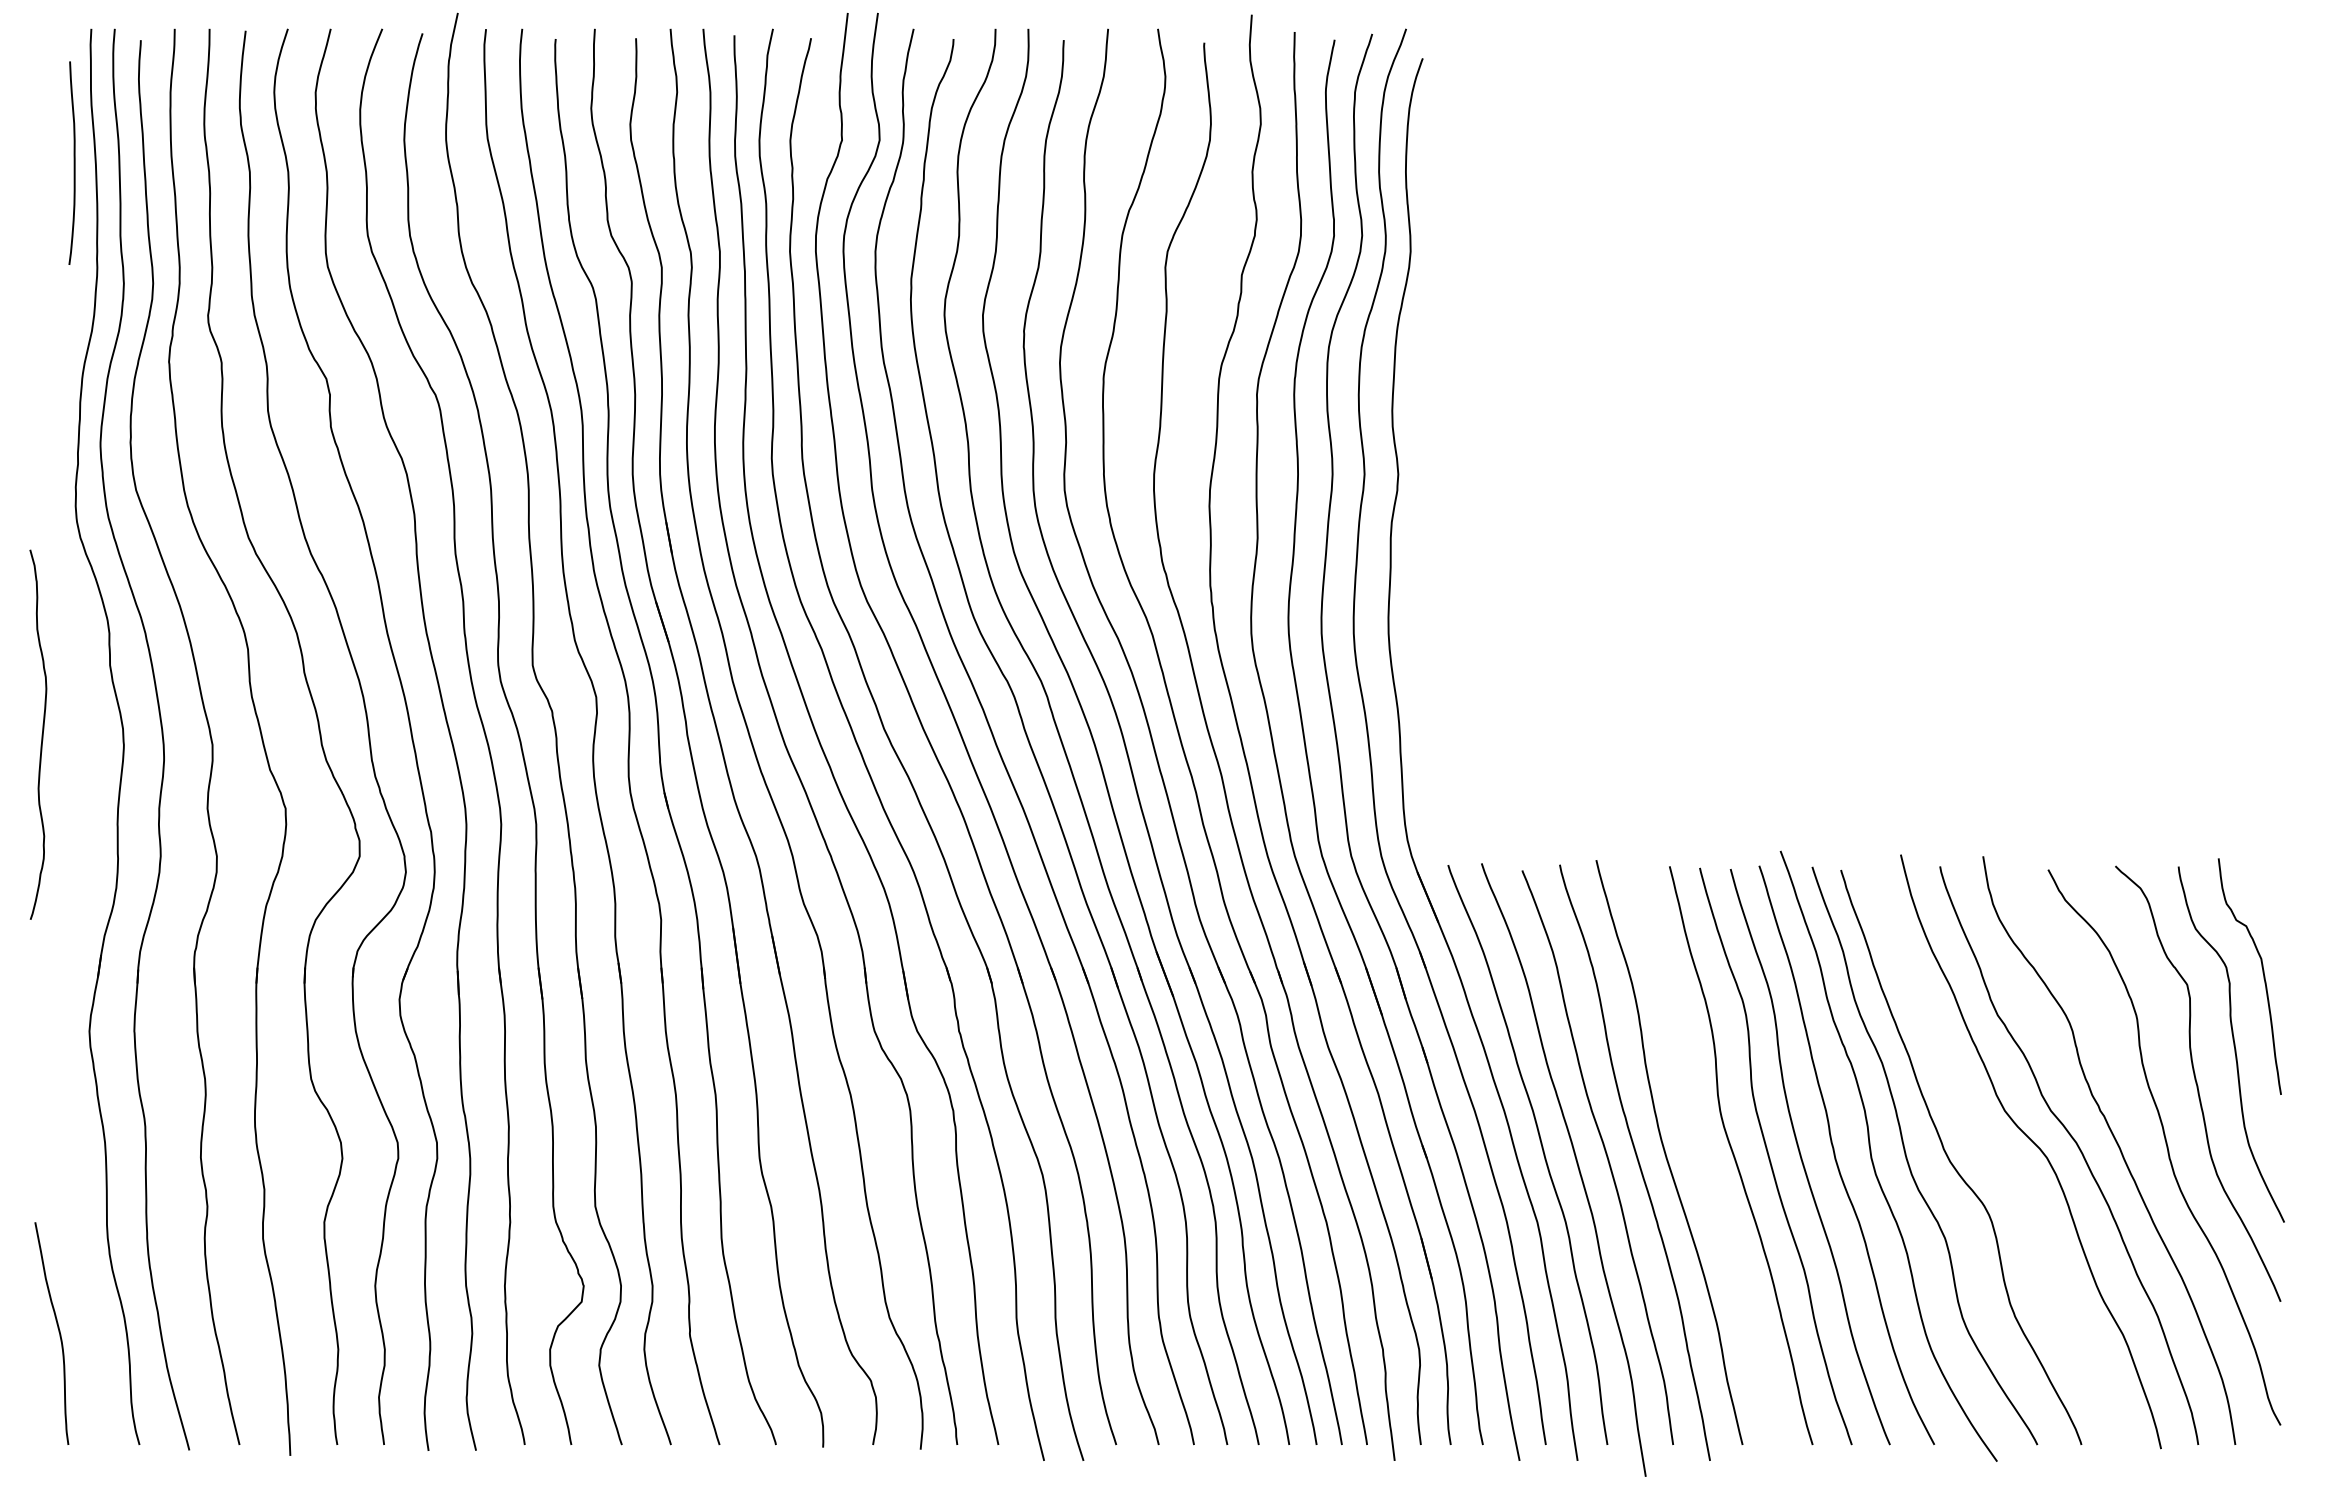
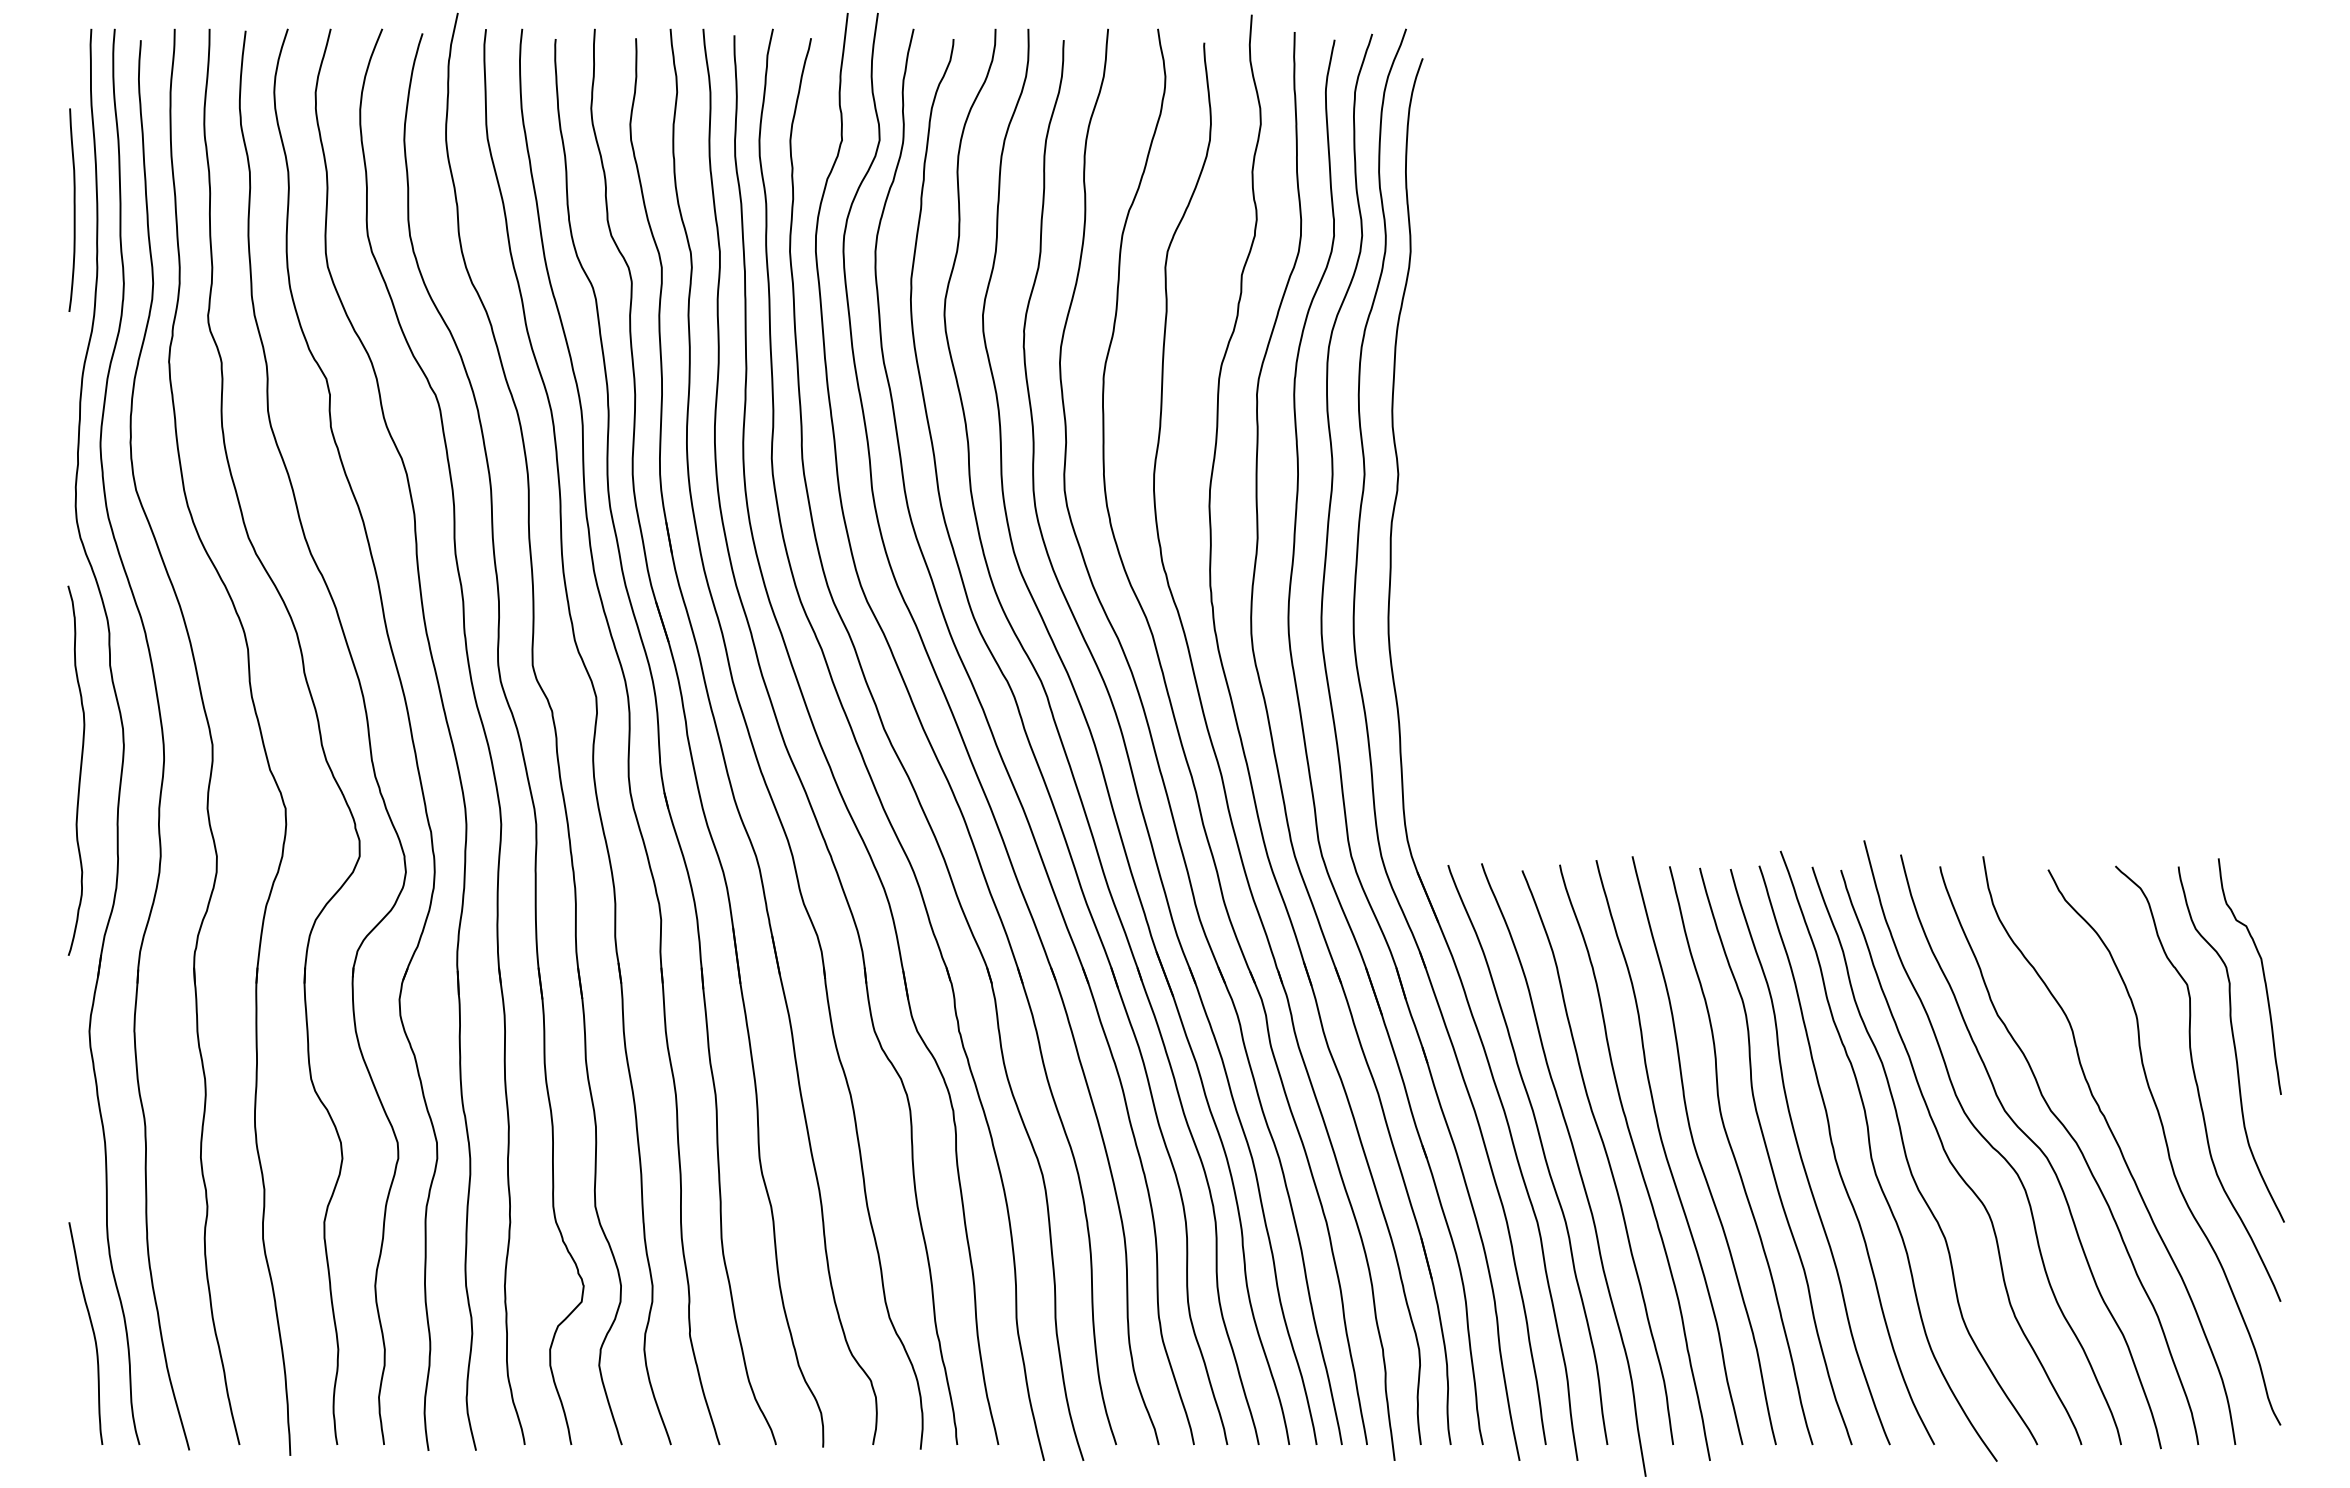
curve position: (73, 162) -> (73, 209) (73, 209)
curve position: (41, 734) -> (79, 770) (79, 770)
curve: none -> present (1990, 1143)
curve: none -> present (1697, 1152)
curve position: (58, 1332) -> (92, 1332) (92, 1332)
